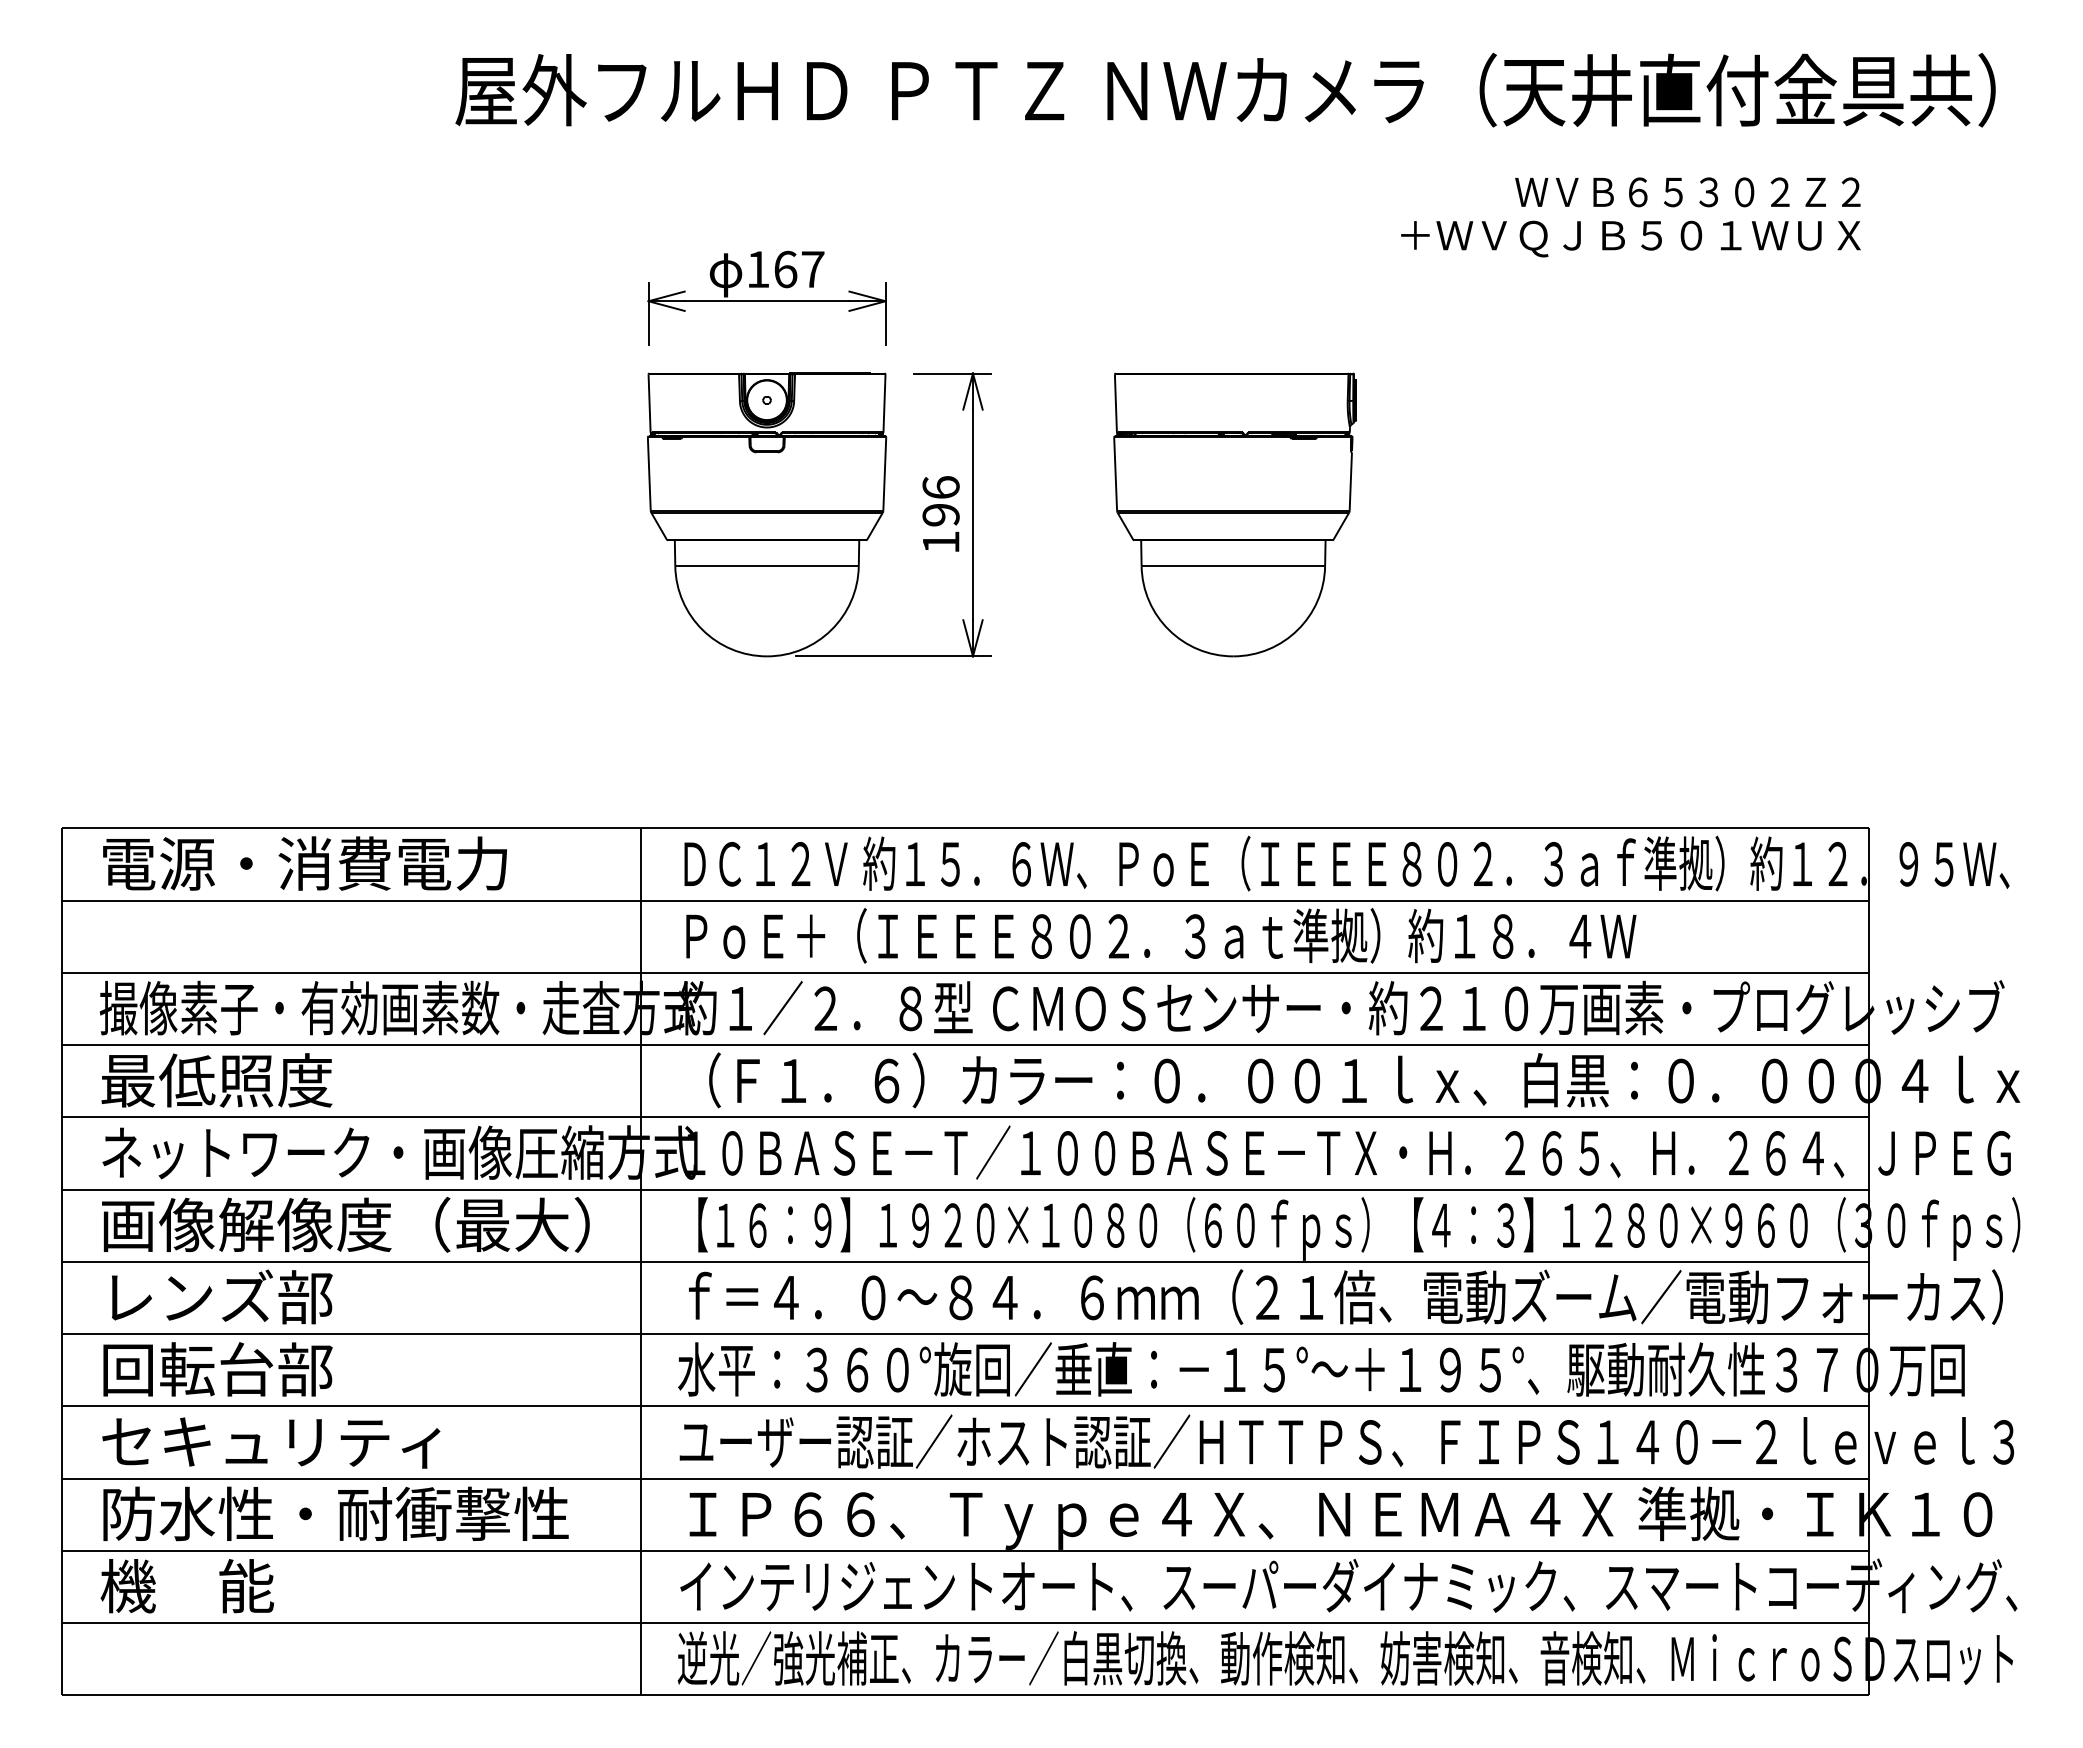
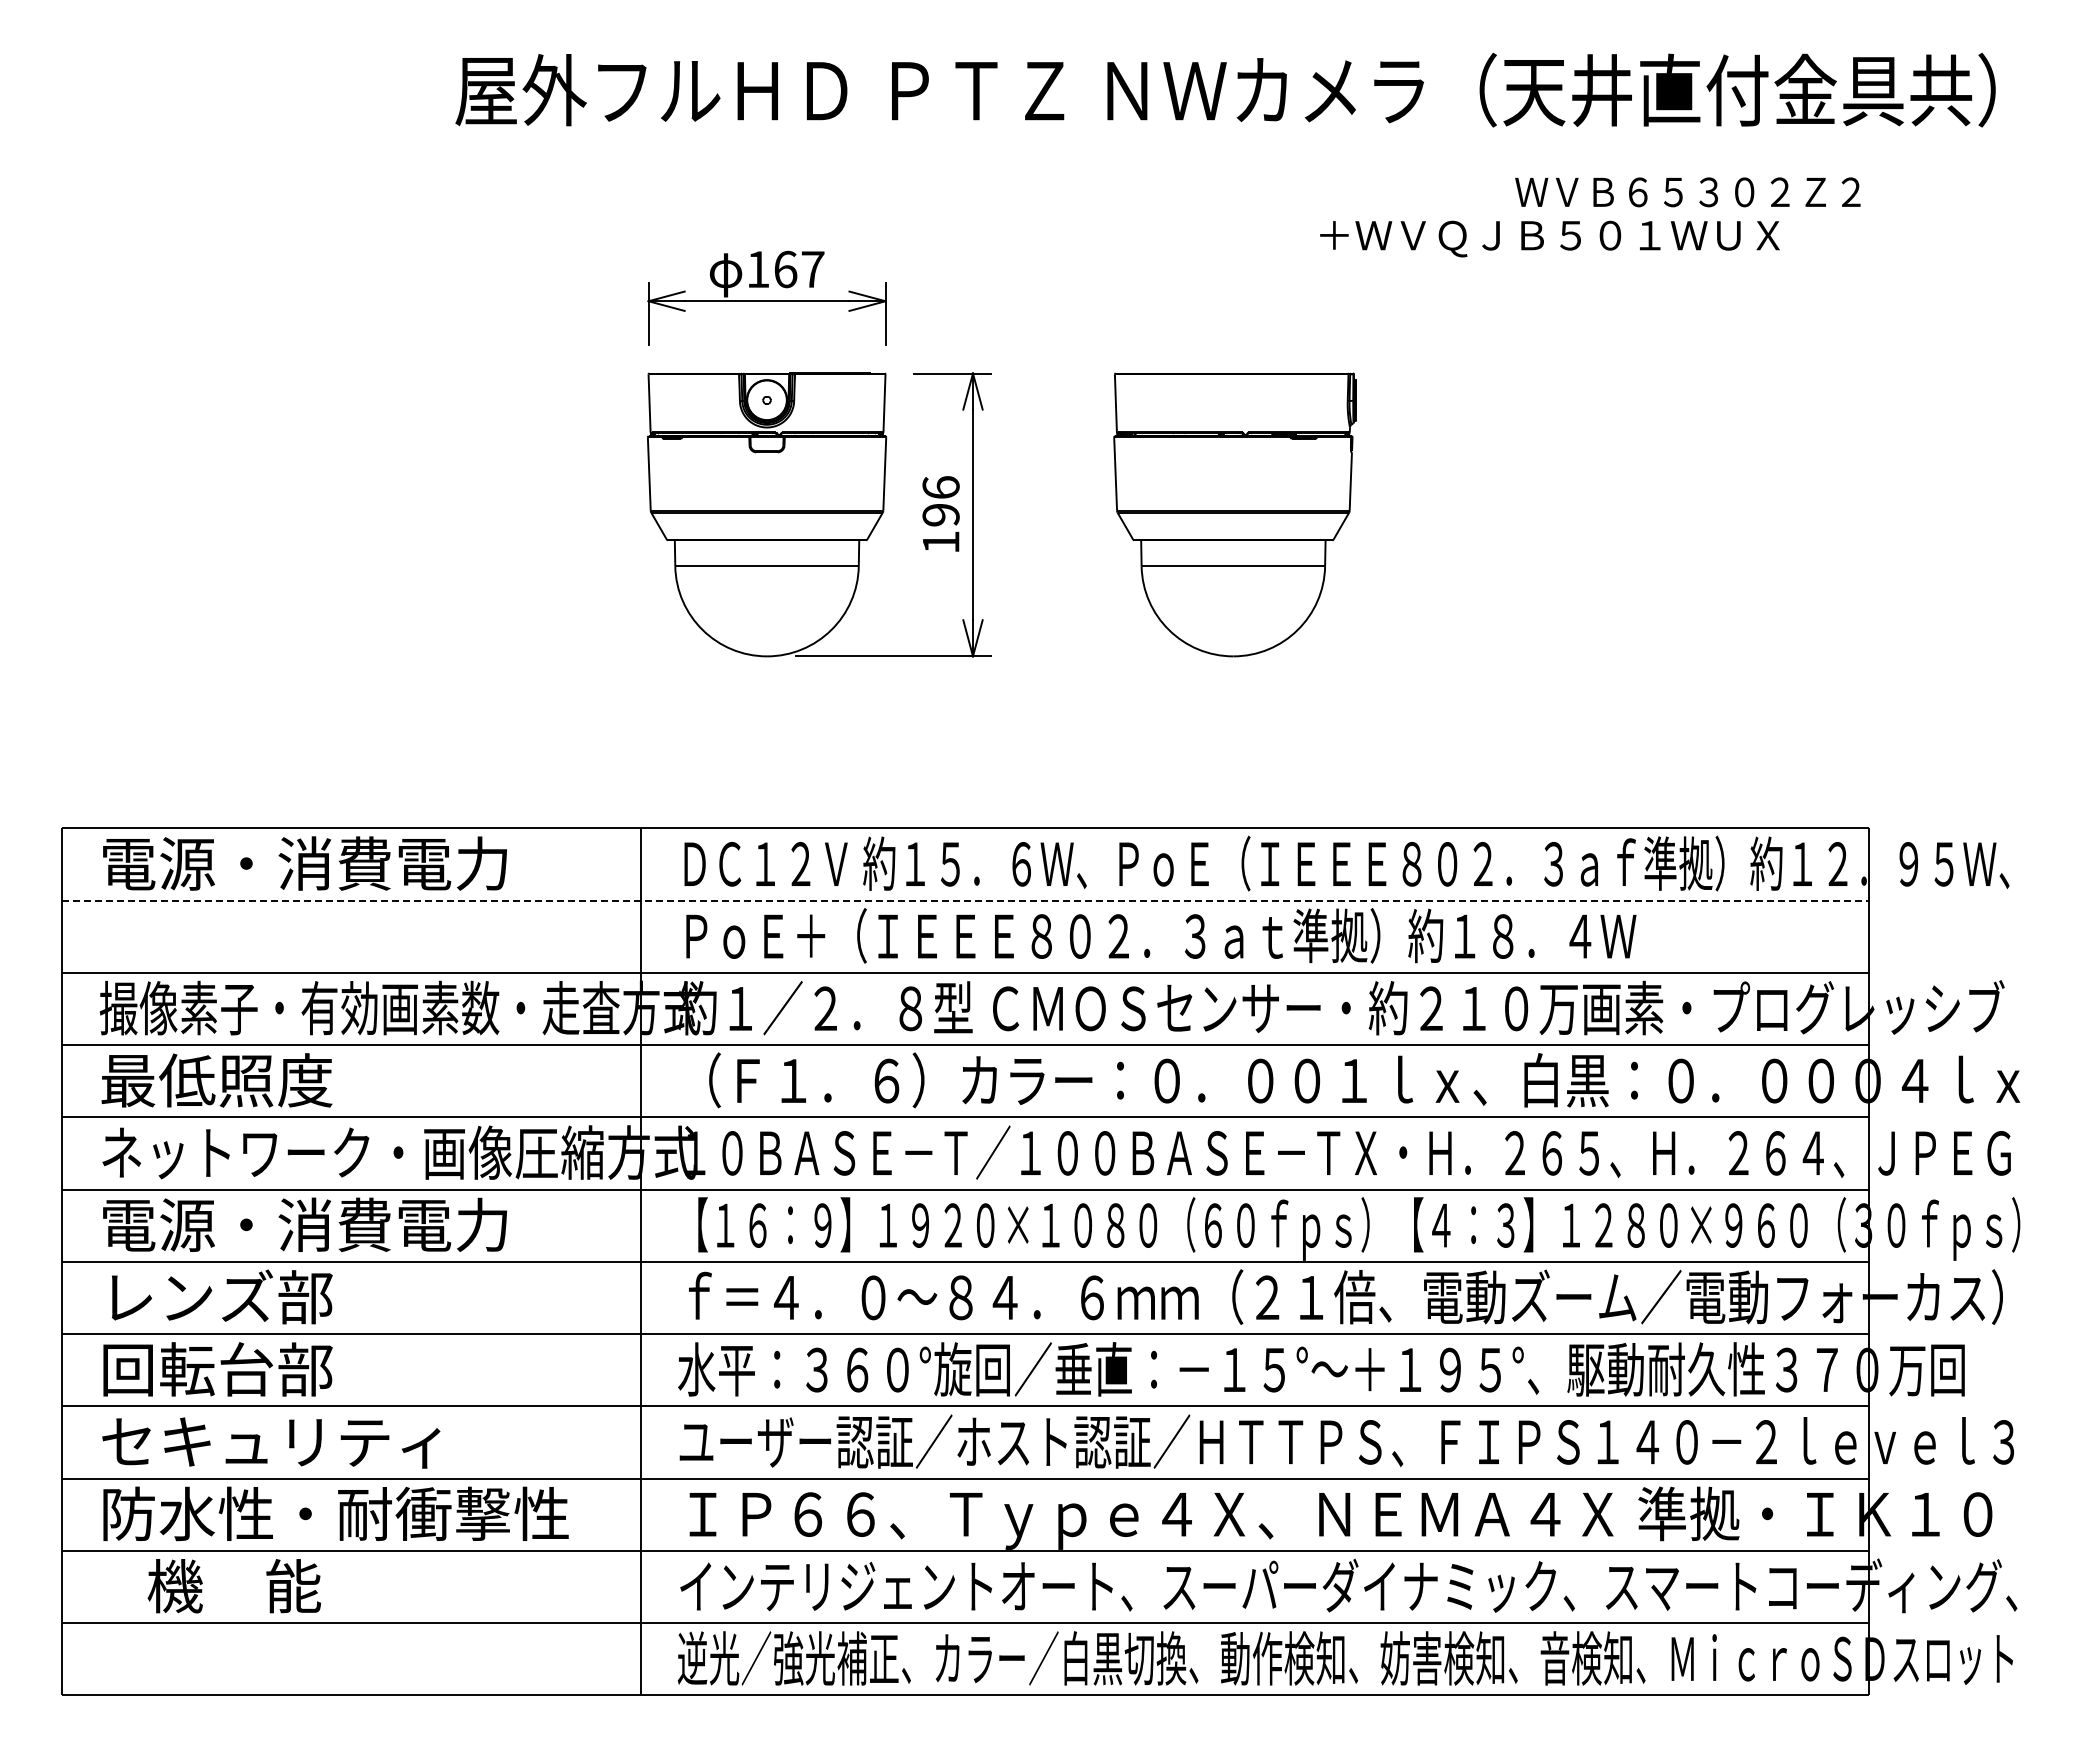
text position: (1630, 238) -> (1549, 238) (1549, 238)
line: solid -> dashed (966, 900)
text: 画像解像度（最大） -> 電源・消費電力 (345, 1224)
text position: (186, 1586) -> (233, 1586) (233, 1586)
